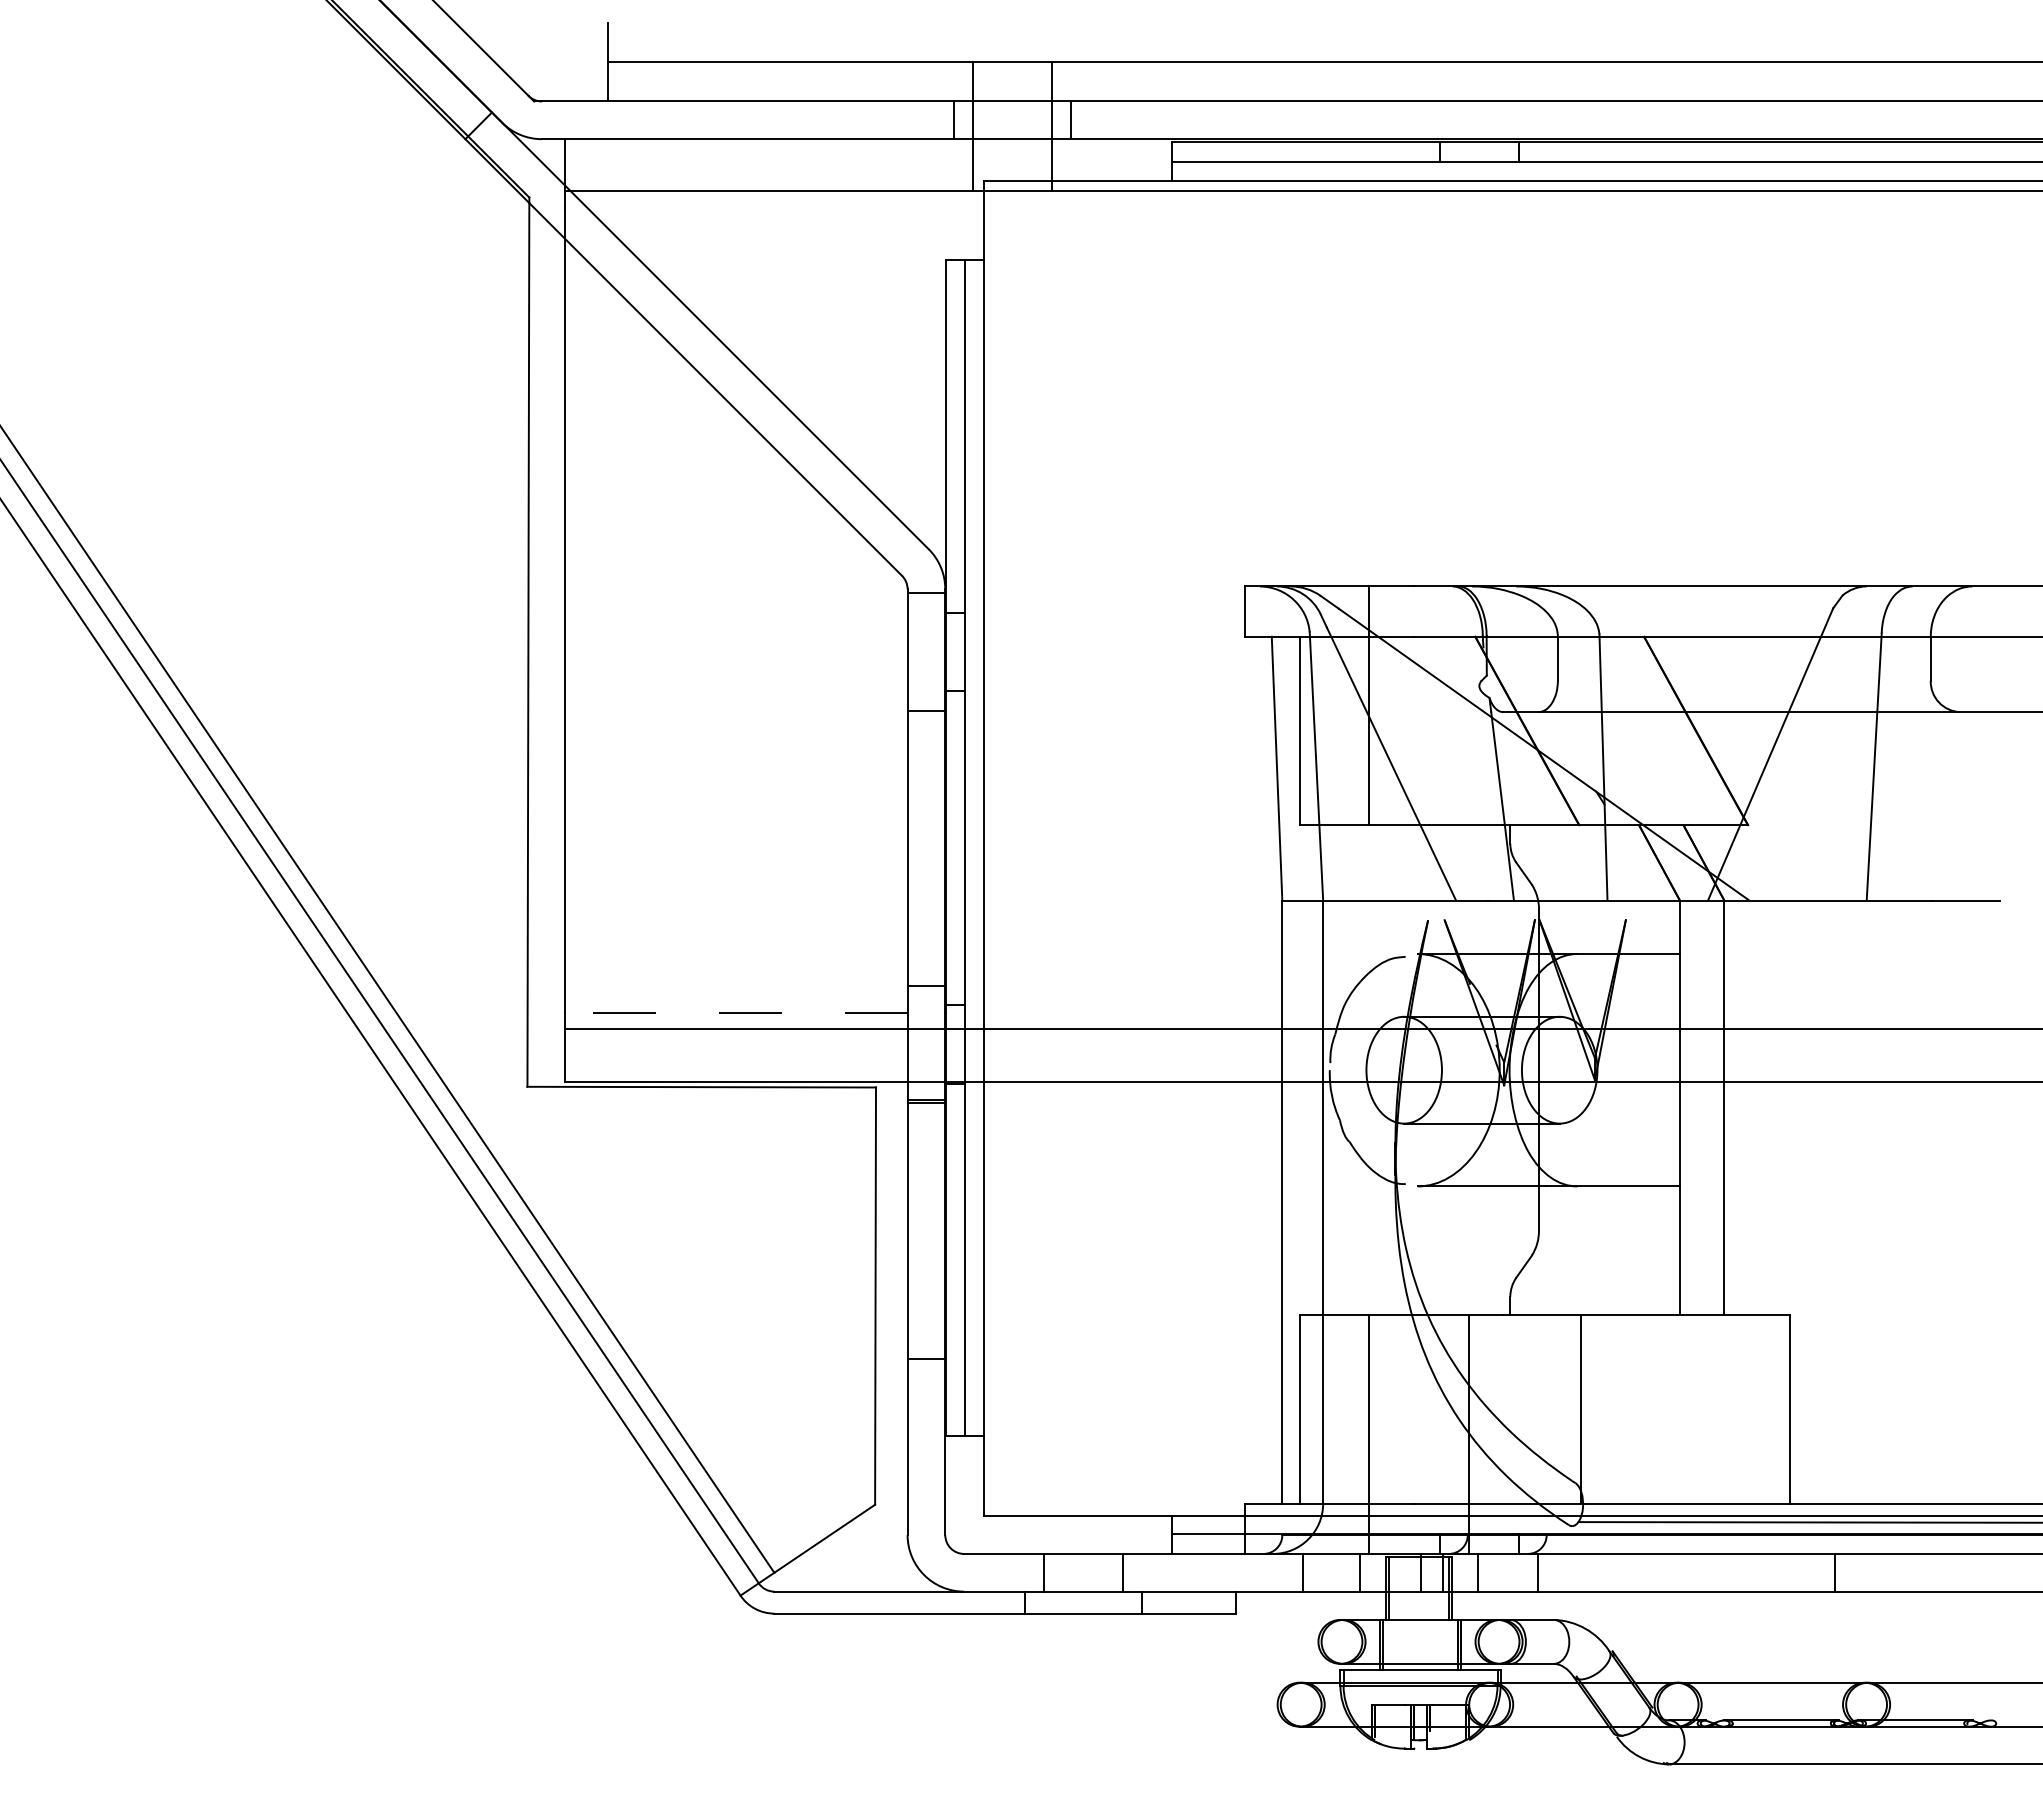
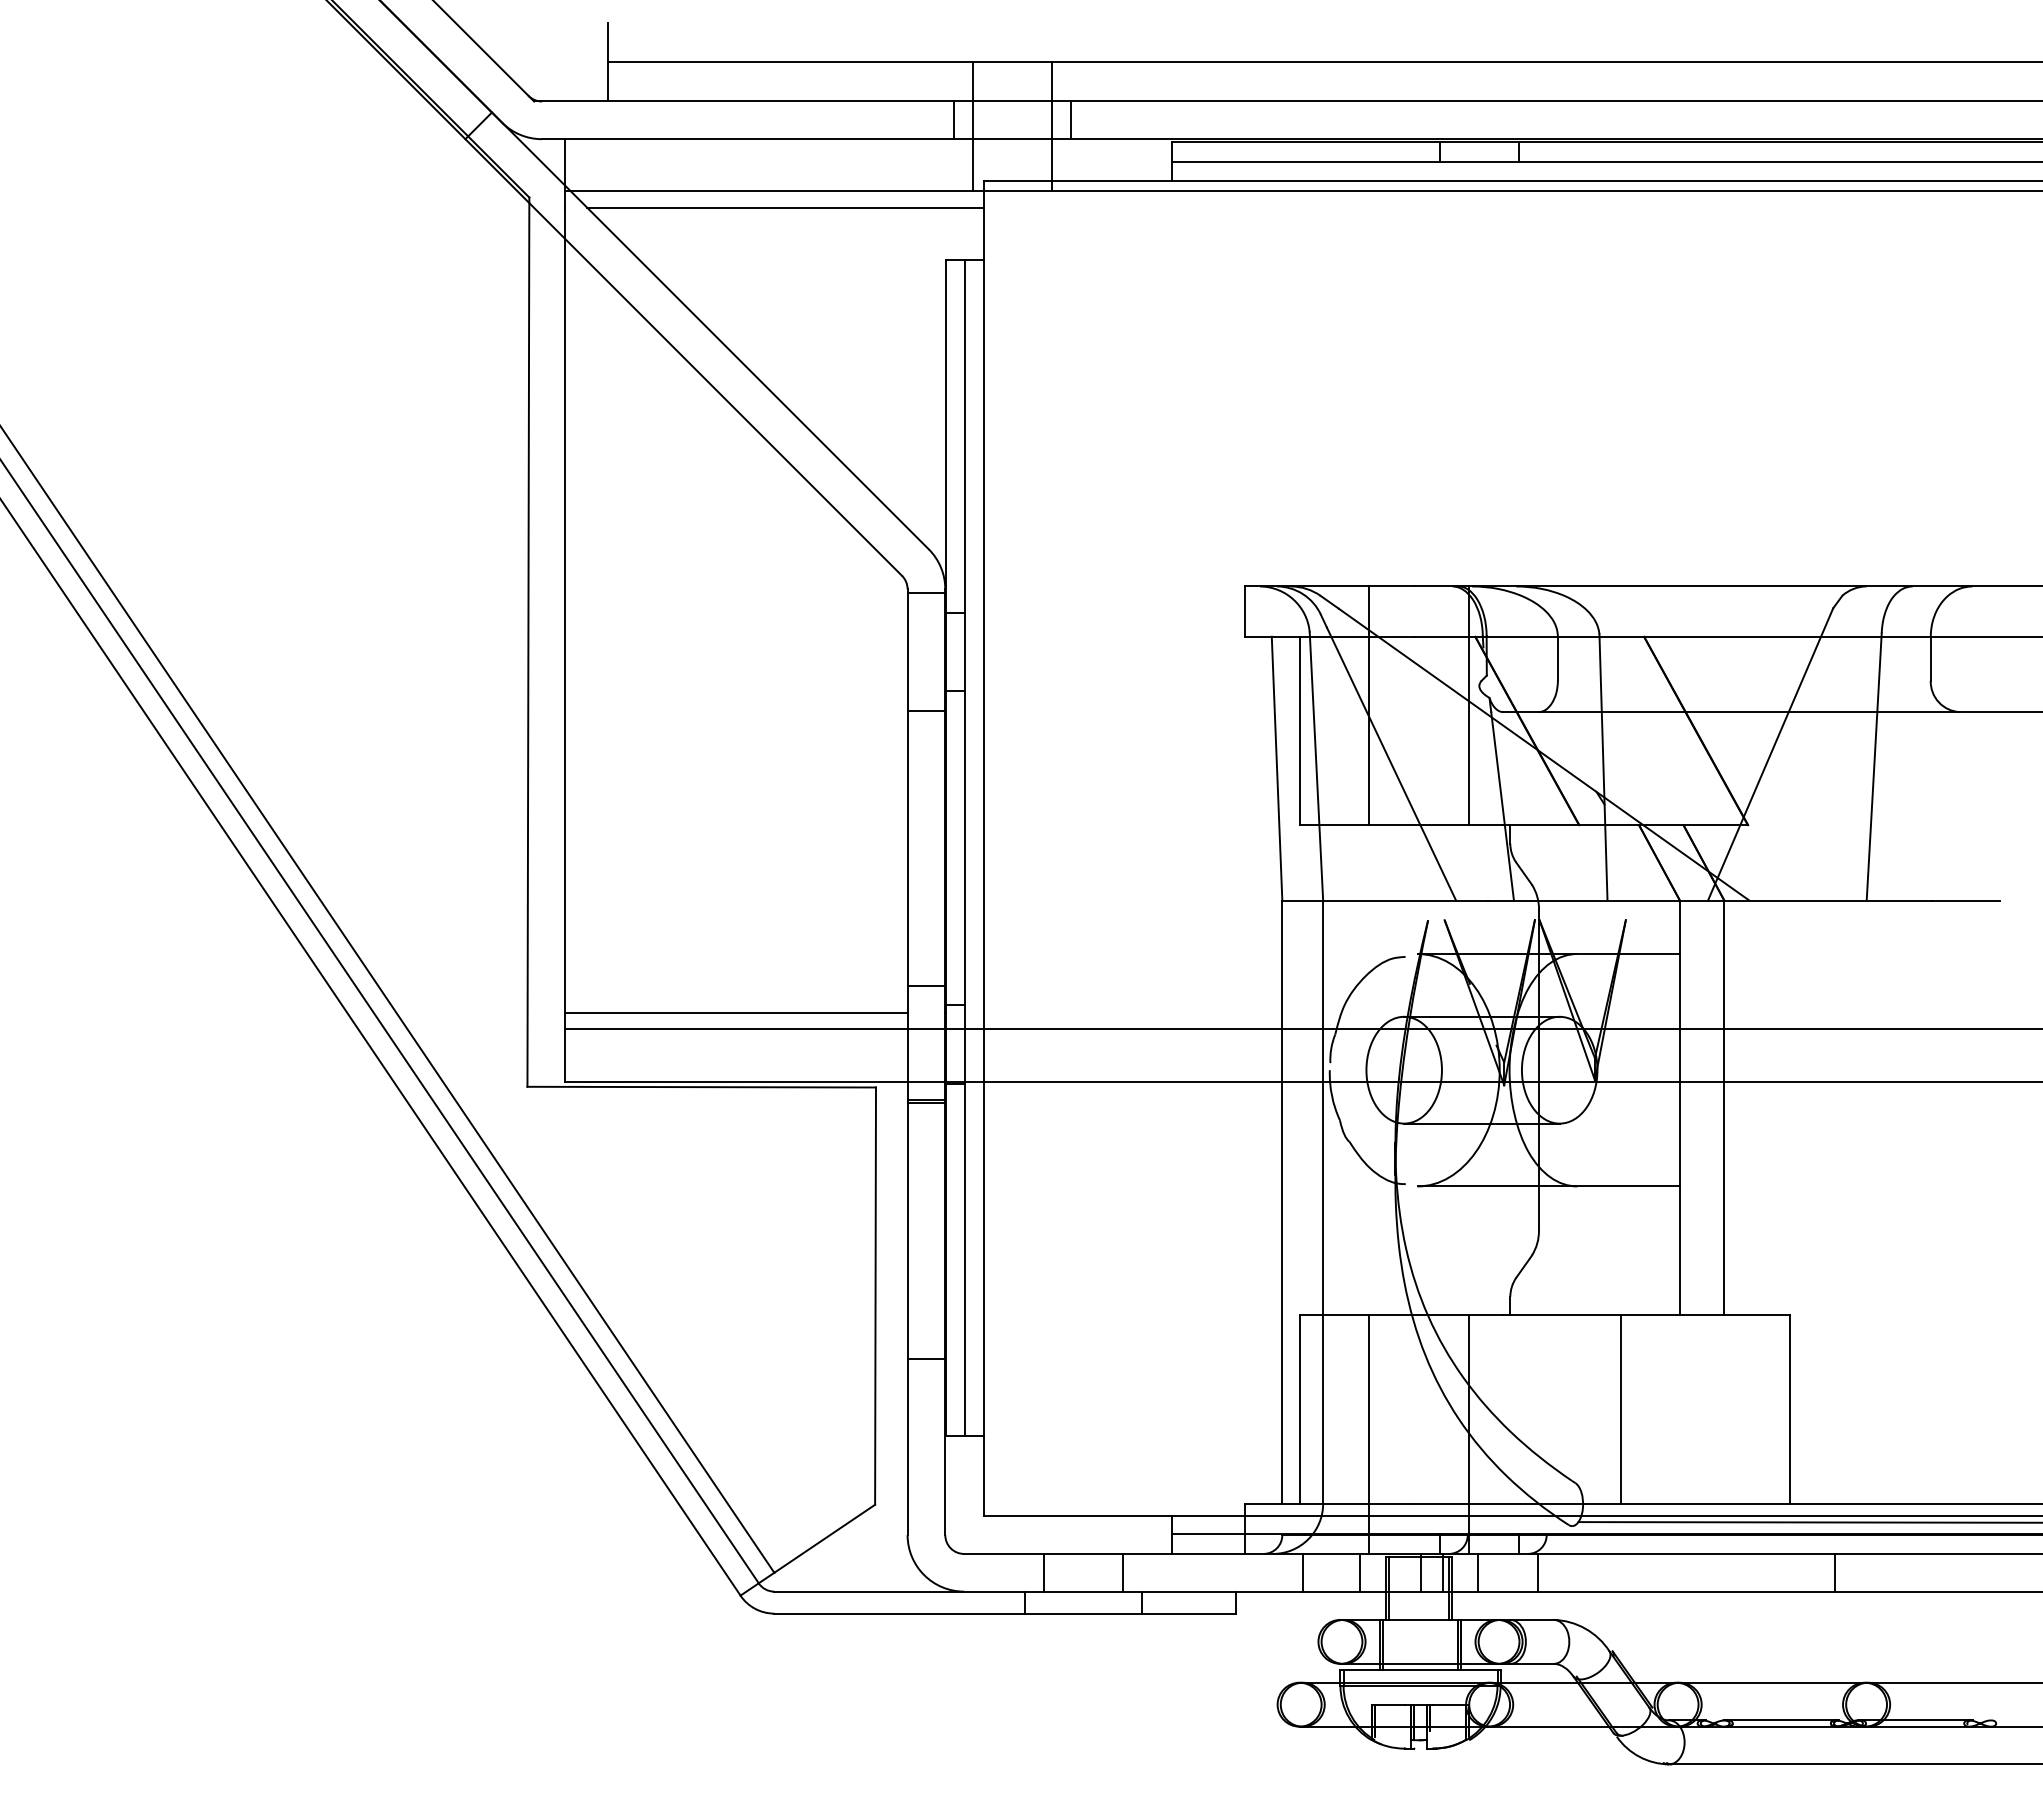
line: none -> present (785, 207)
line: none -> present (1469, 705)
line: dashed -> solid (735, 1012)
line position: (1580, 1409) -> (1620, 1409) (1620, 1409)
